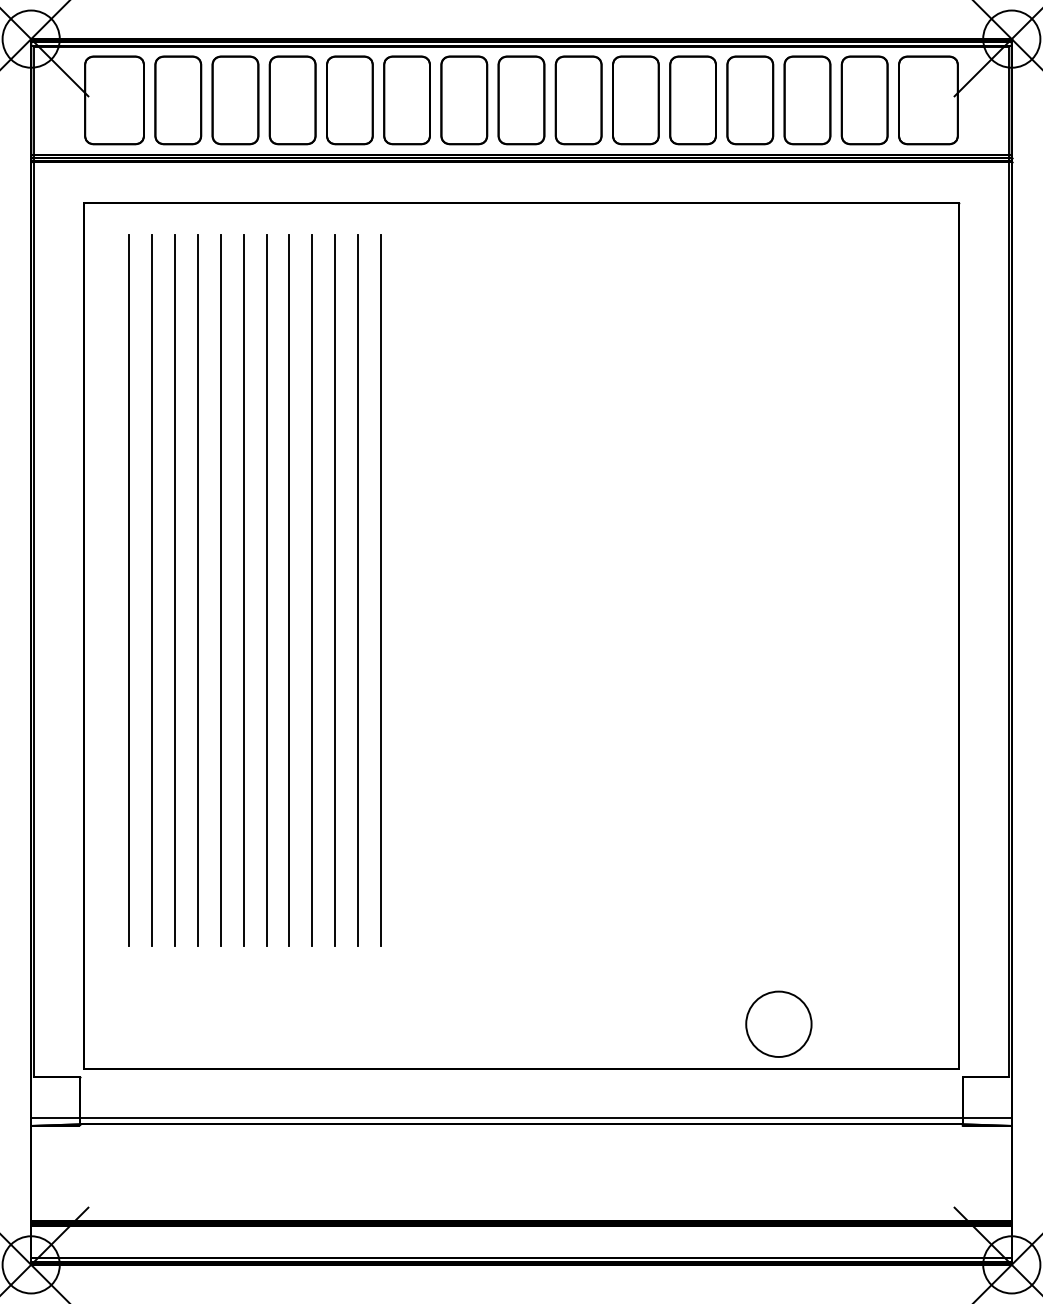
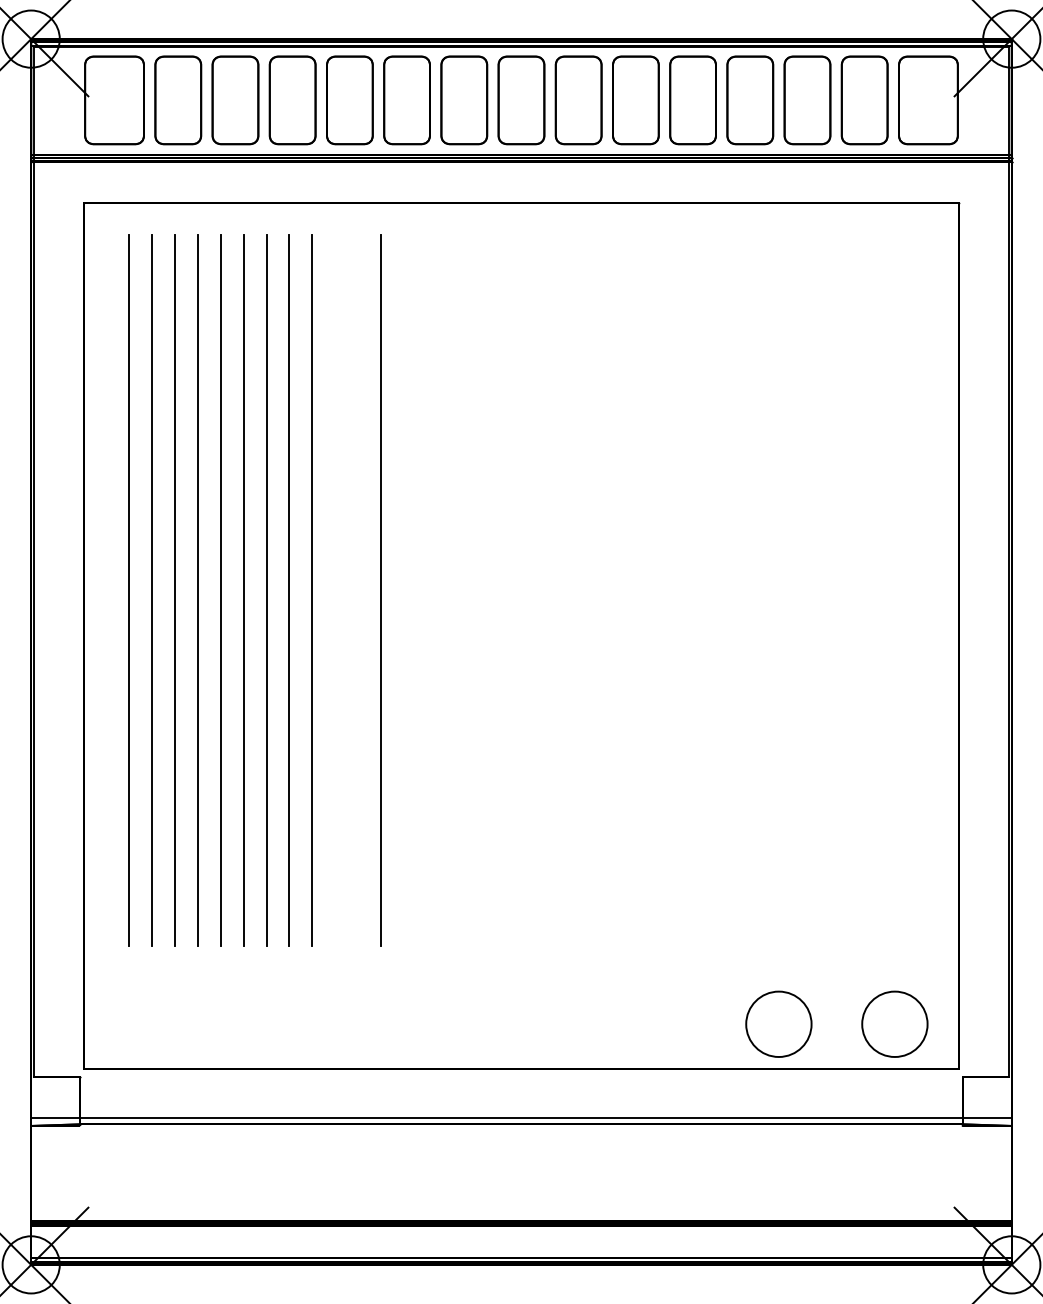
line: present -> none (335, 590)
line: present -> none (358, 590)
circle: none -> present (894, 1023)
